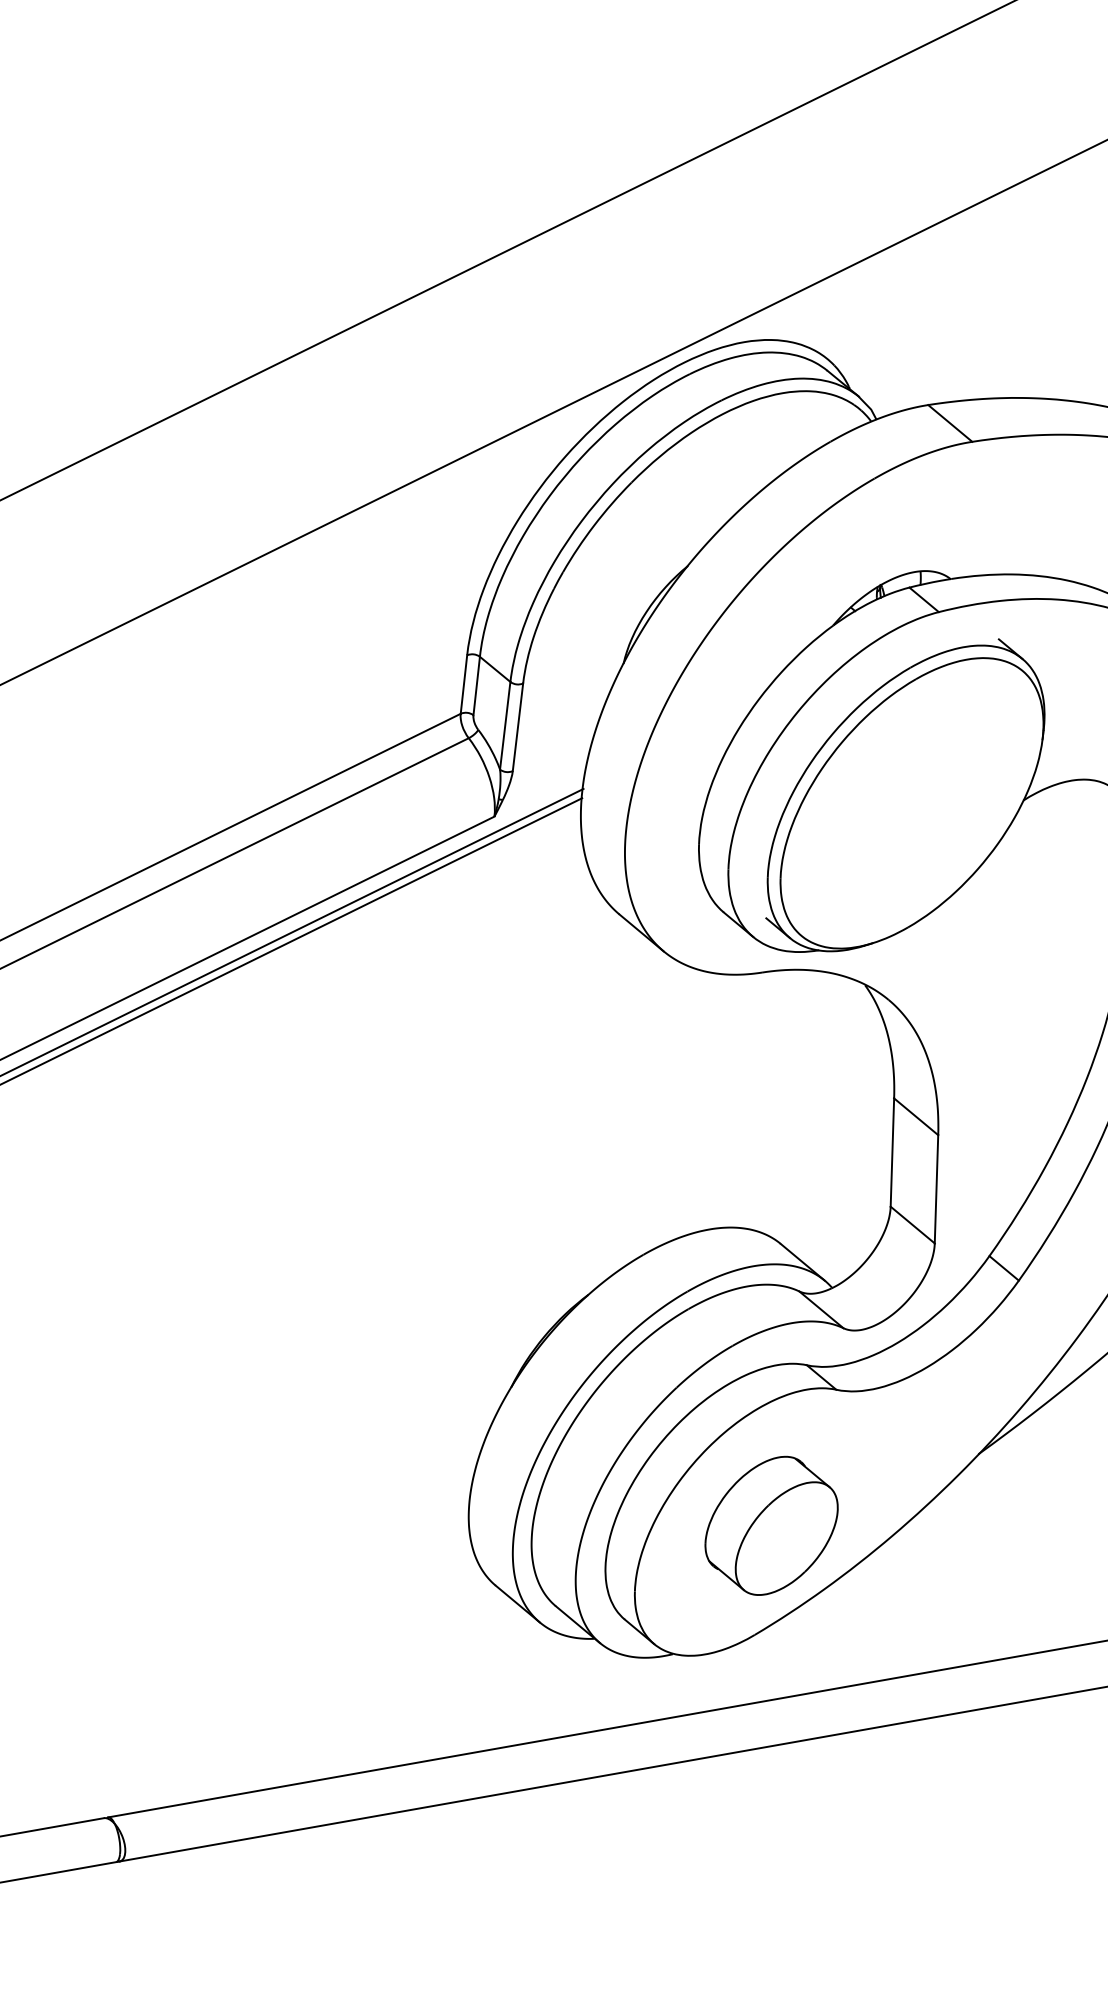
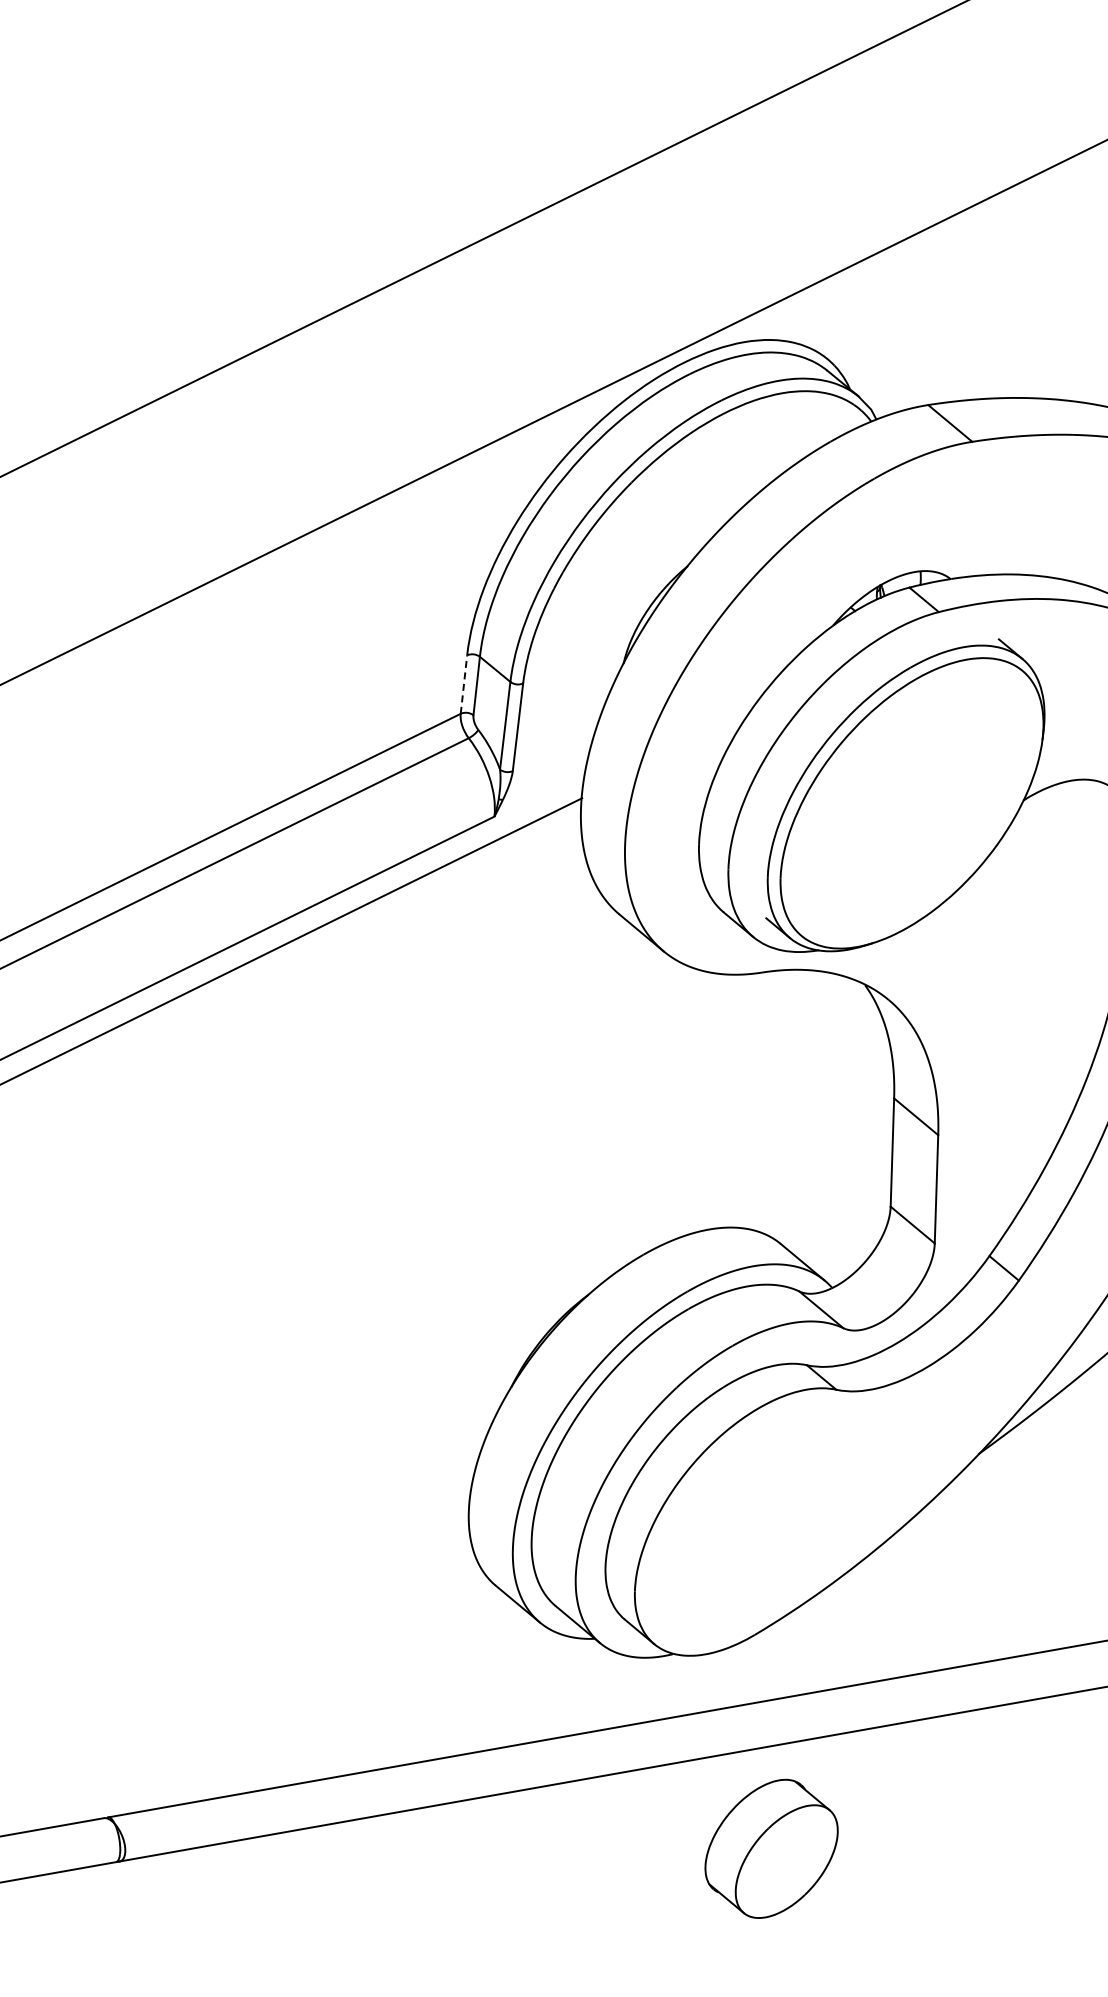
line position: (506, 250) -> (483, 238) (483, 238)
line: solid -> dashed (464, 684)
line: present -> none (292, 931)
part position: (771, 1525) -> (771, 1848) (771, 1848)
